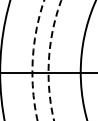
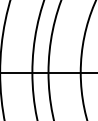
circle: dashed -> solid (38, 60)
circle: dashed -> solid (54, 60)
